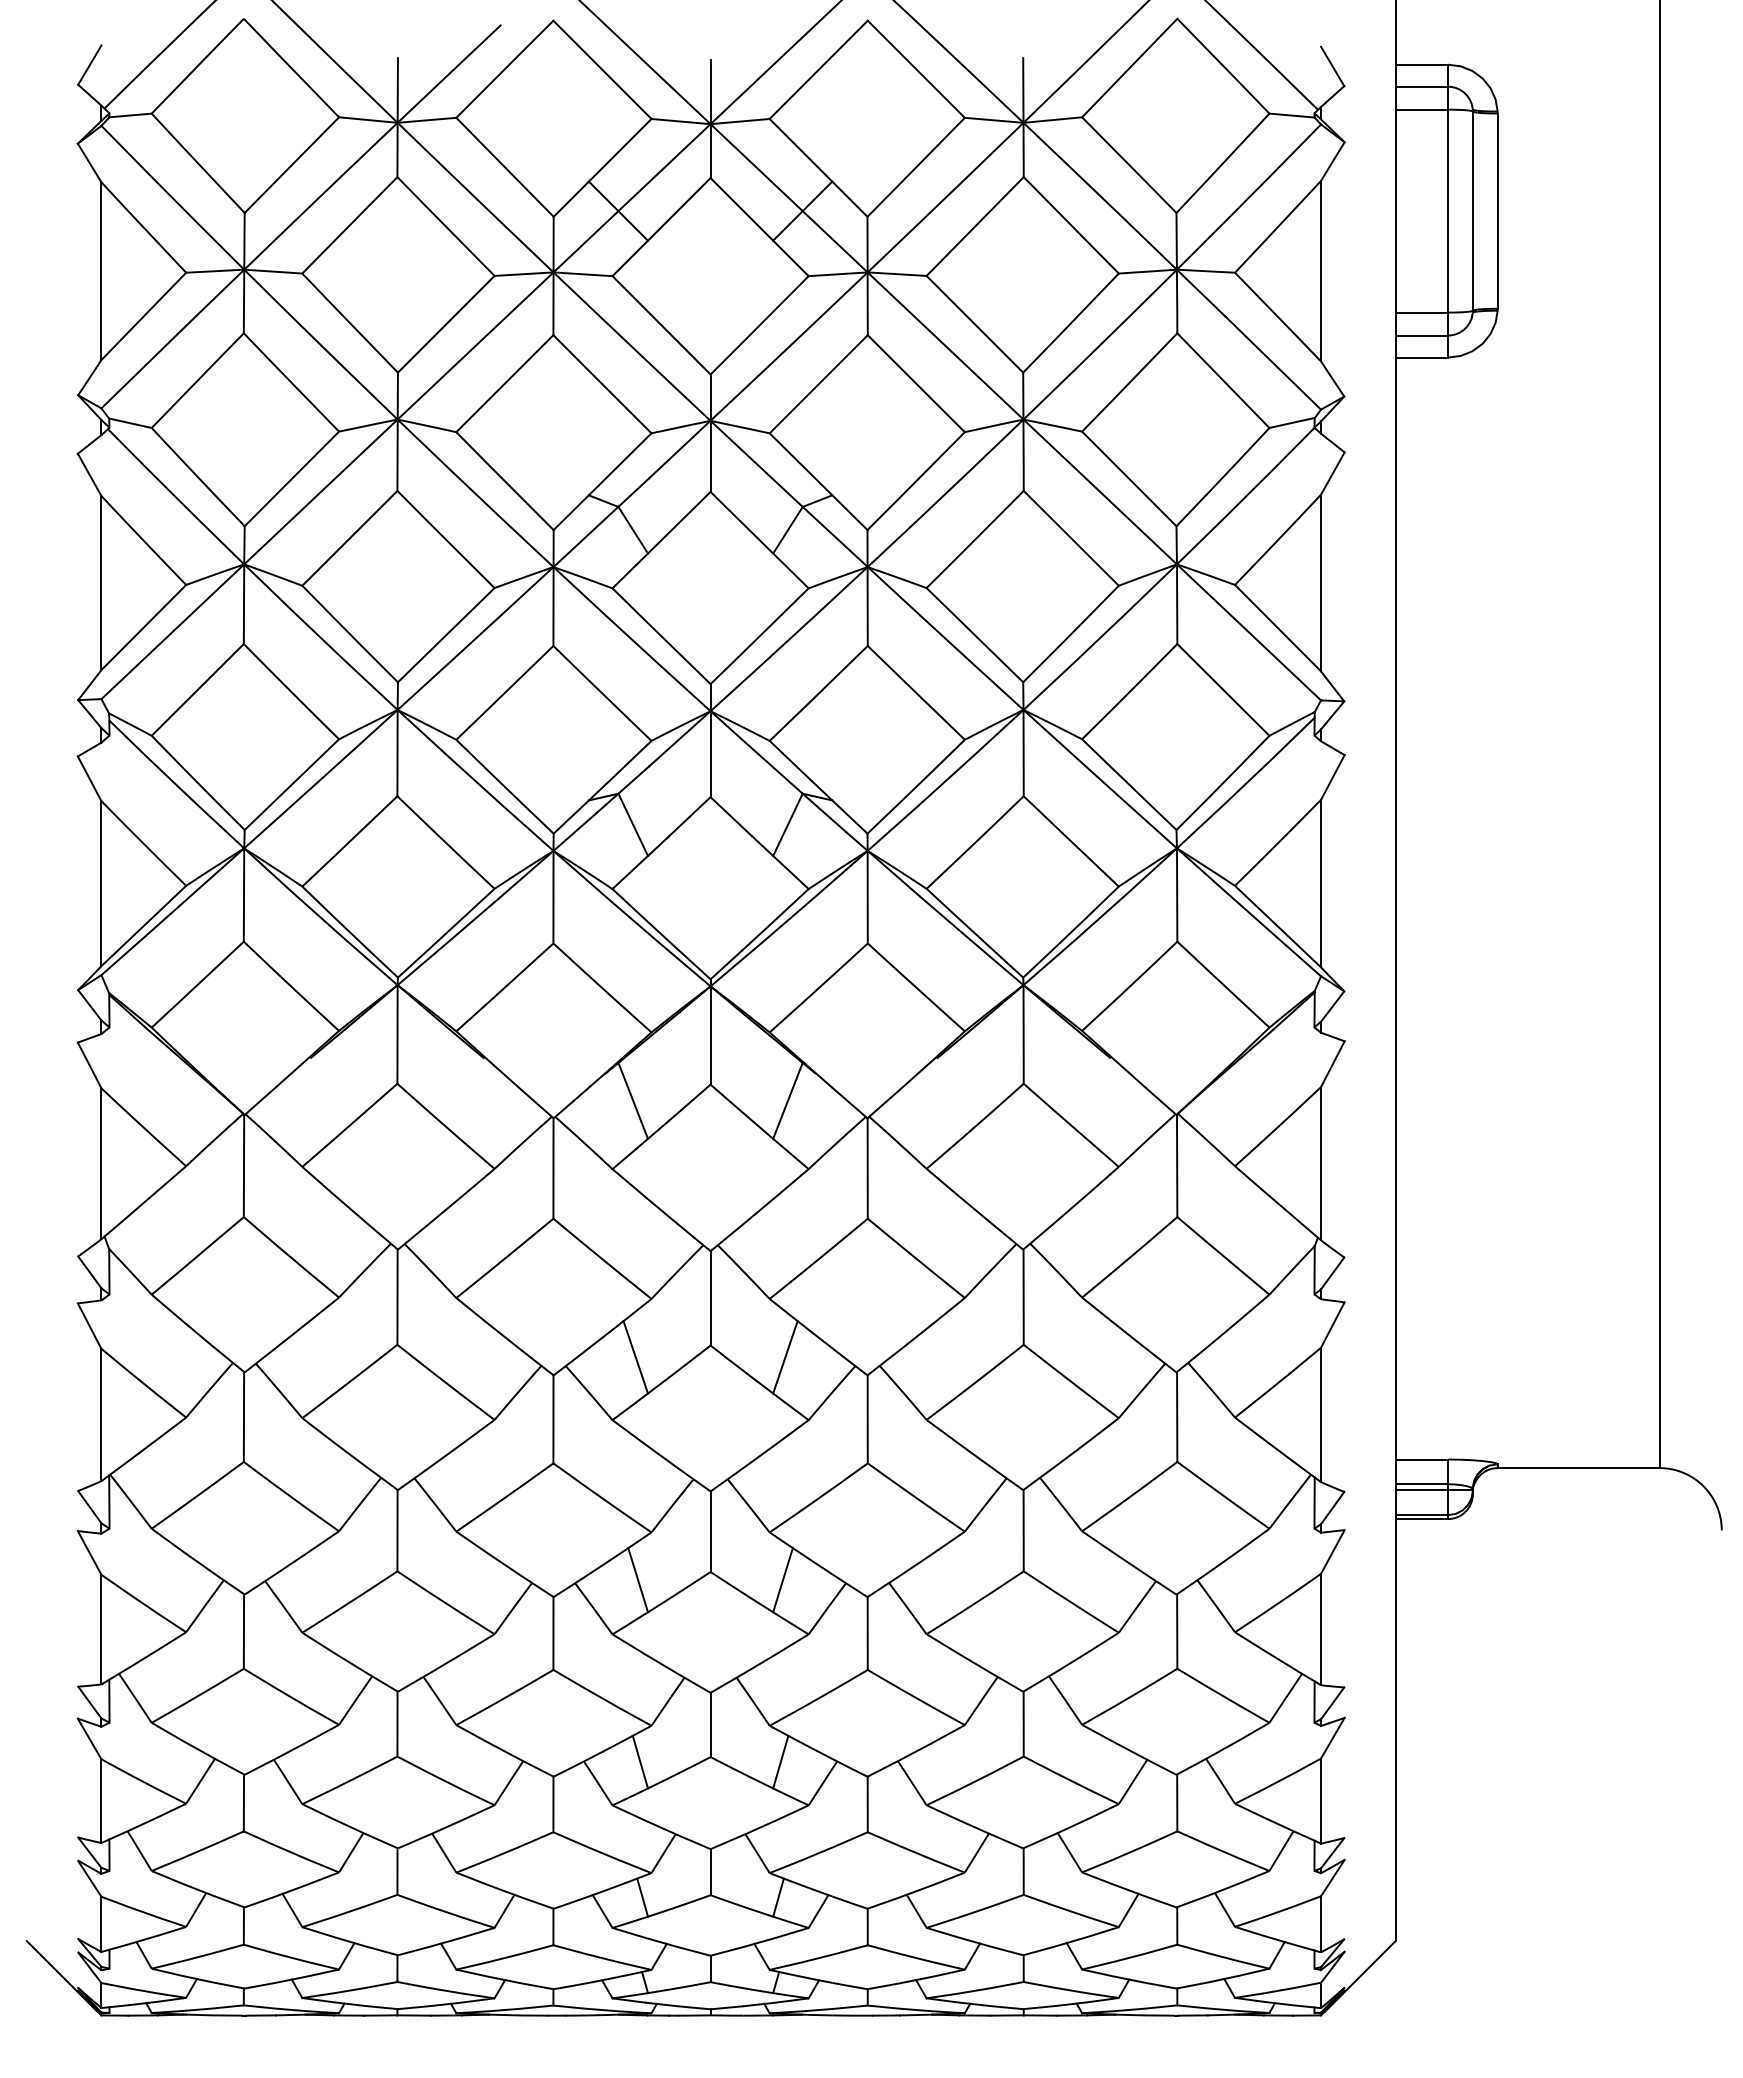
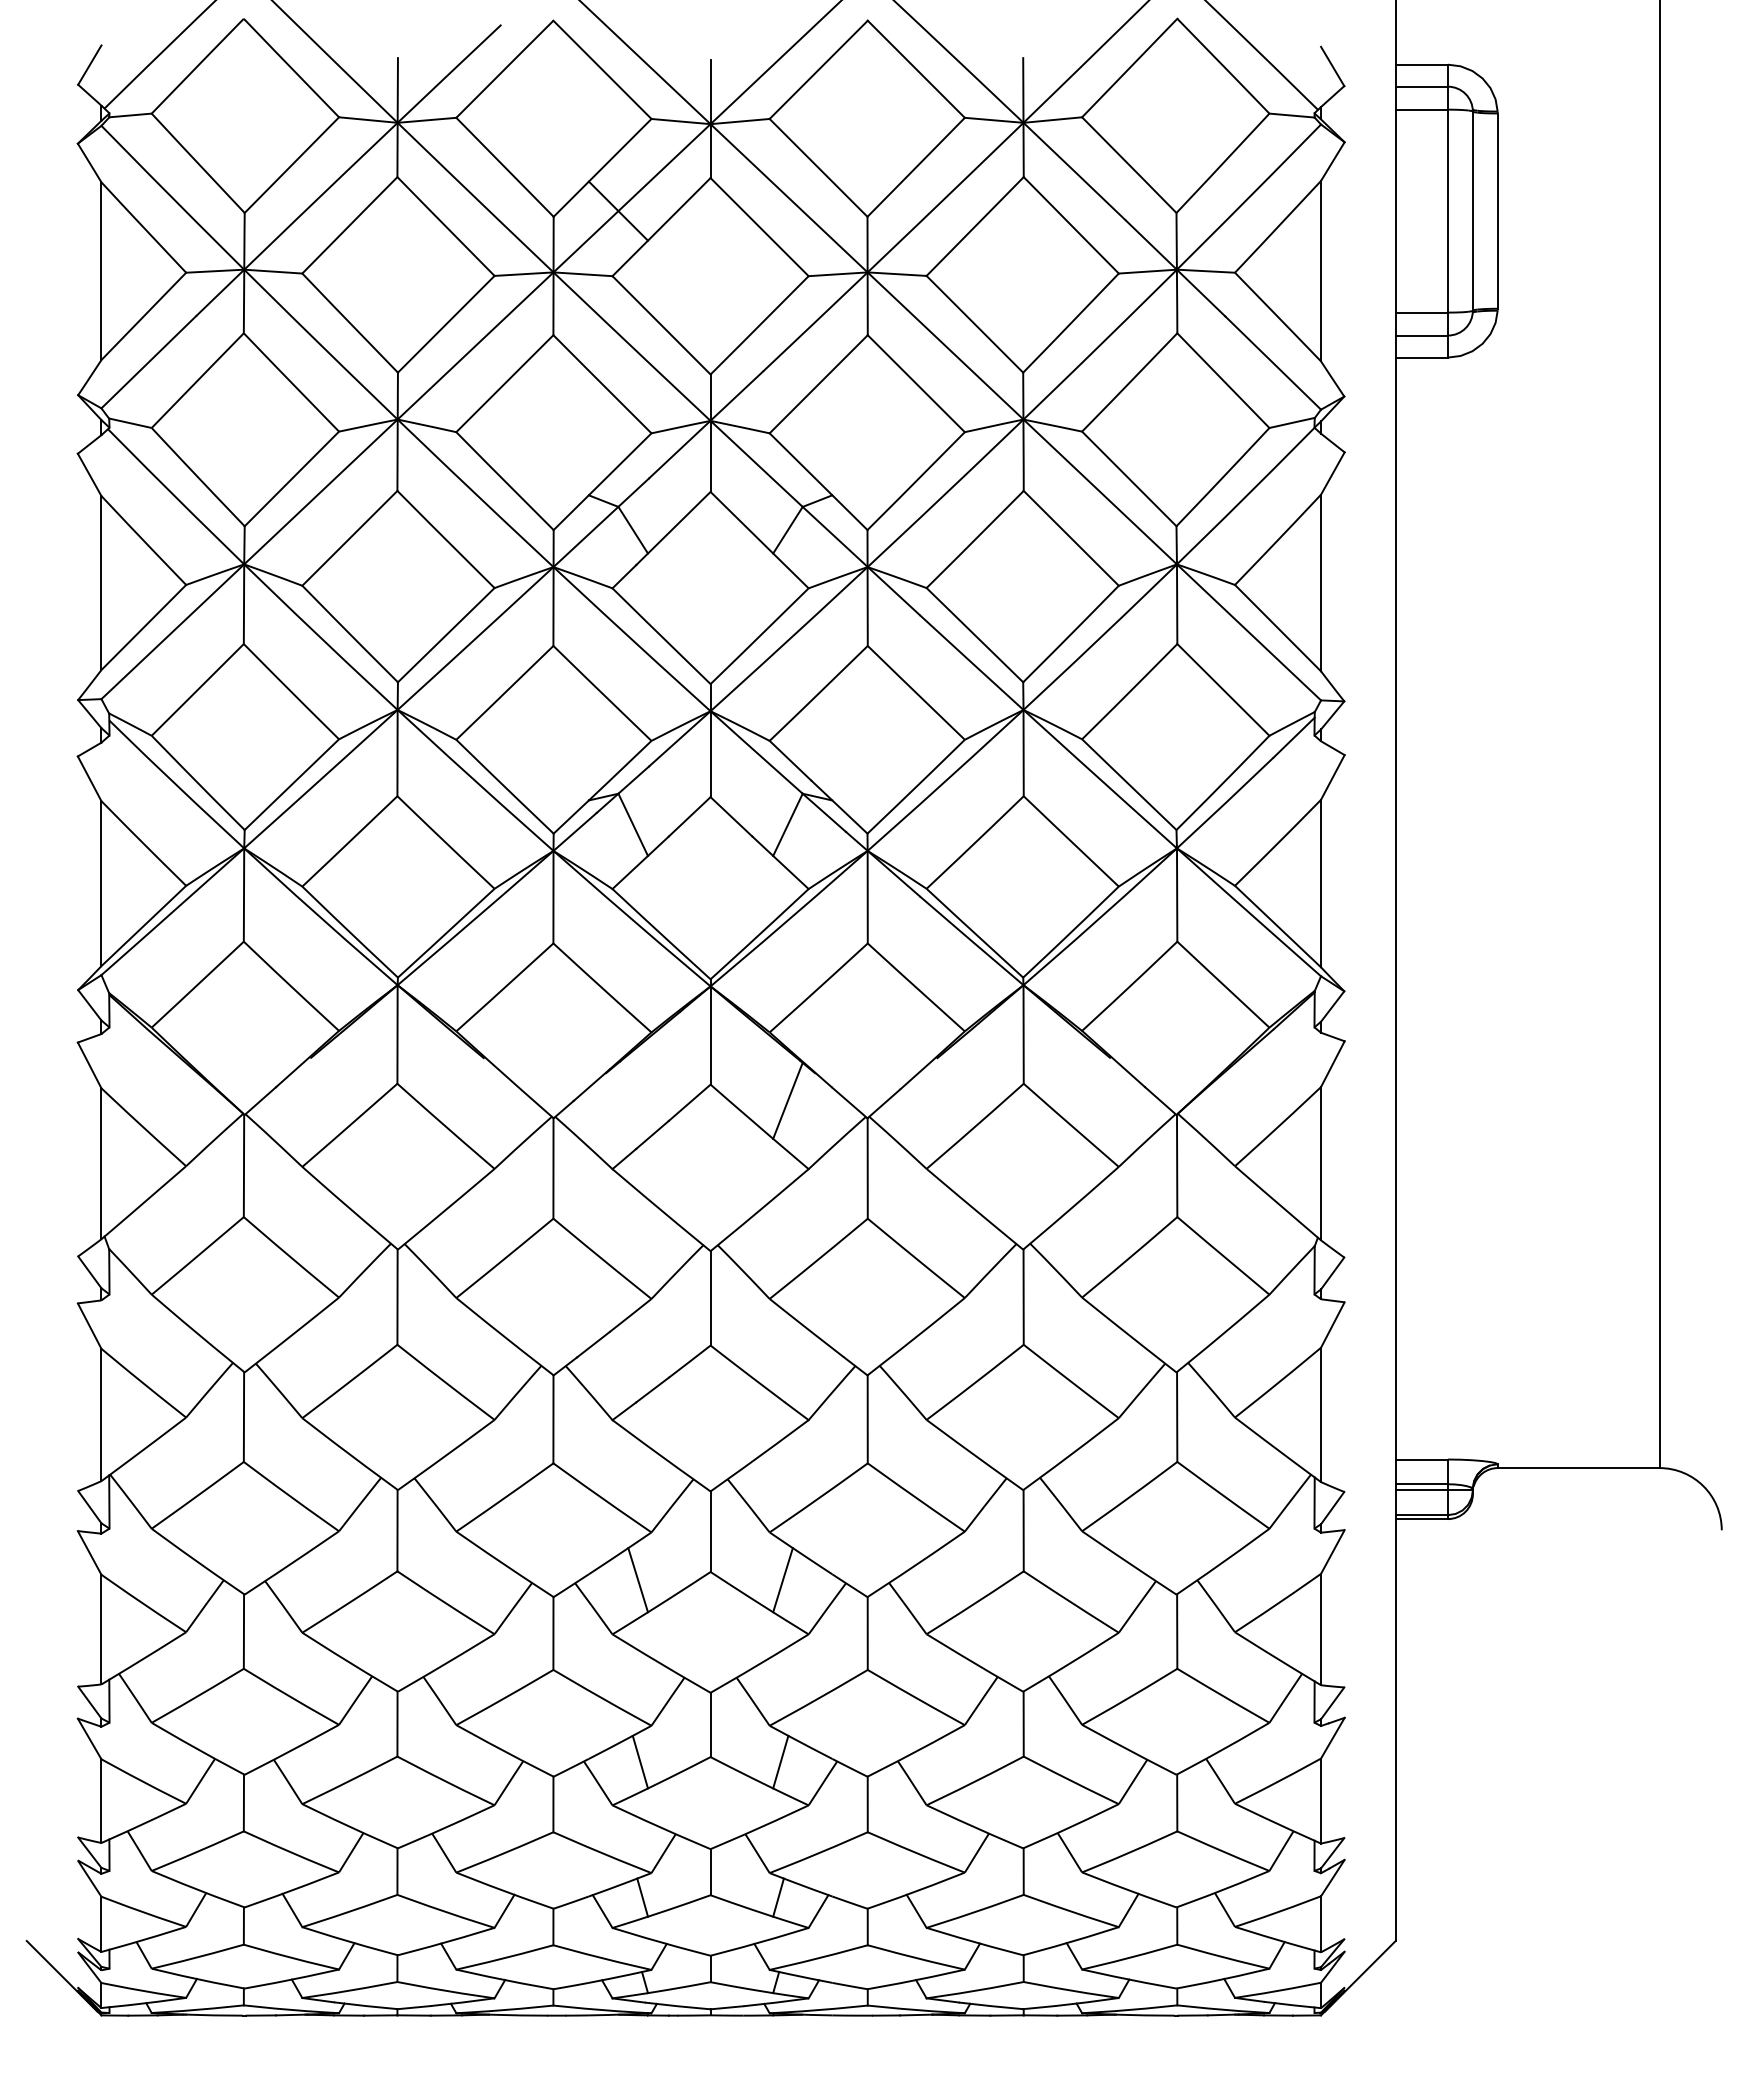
line: present -> none (802, 210)
line: present -> none (633, 1100)
line: present -> none (635, 1357)
line: present -> none (785, 1357)
